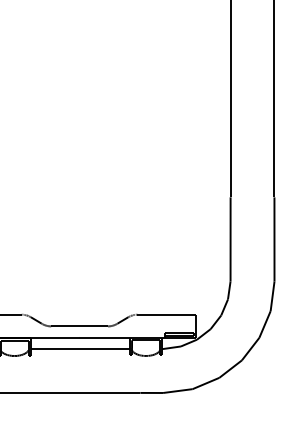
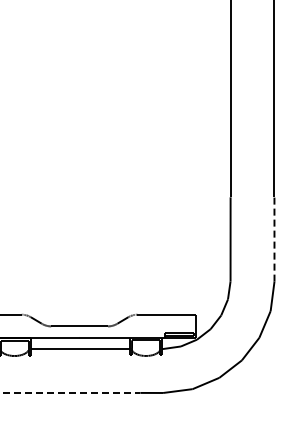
line: solid -> dashed (274, 238)
line: solid -> dashed (70, 392)
